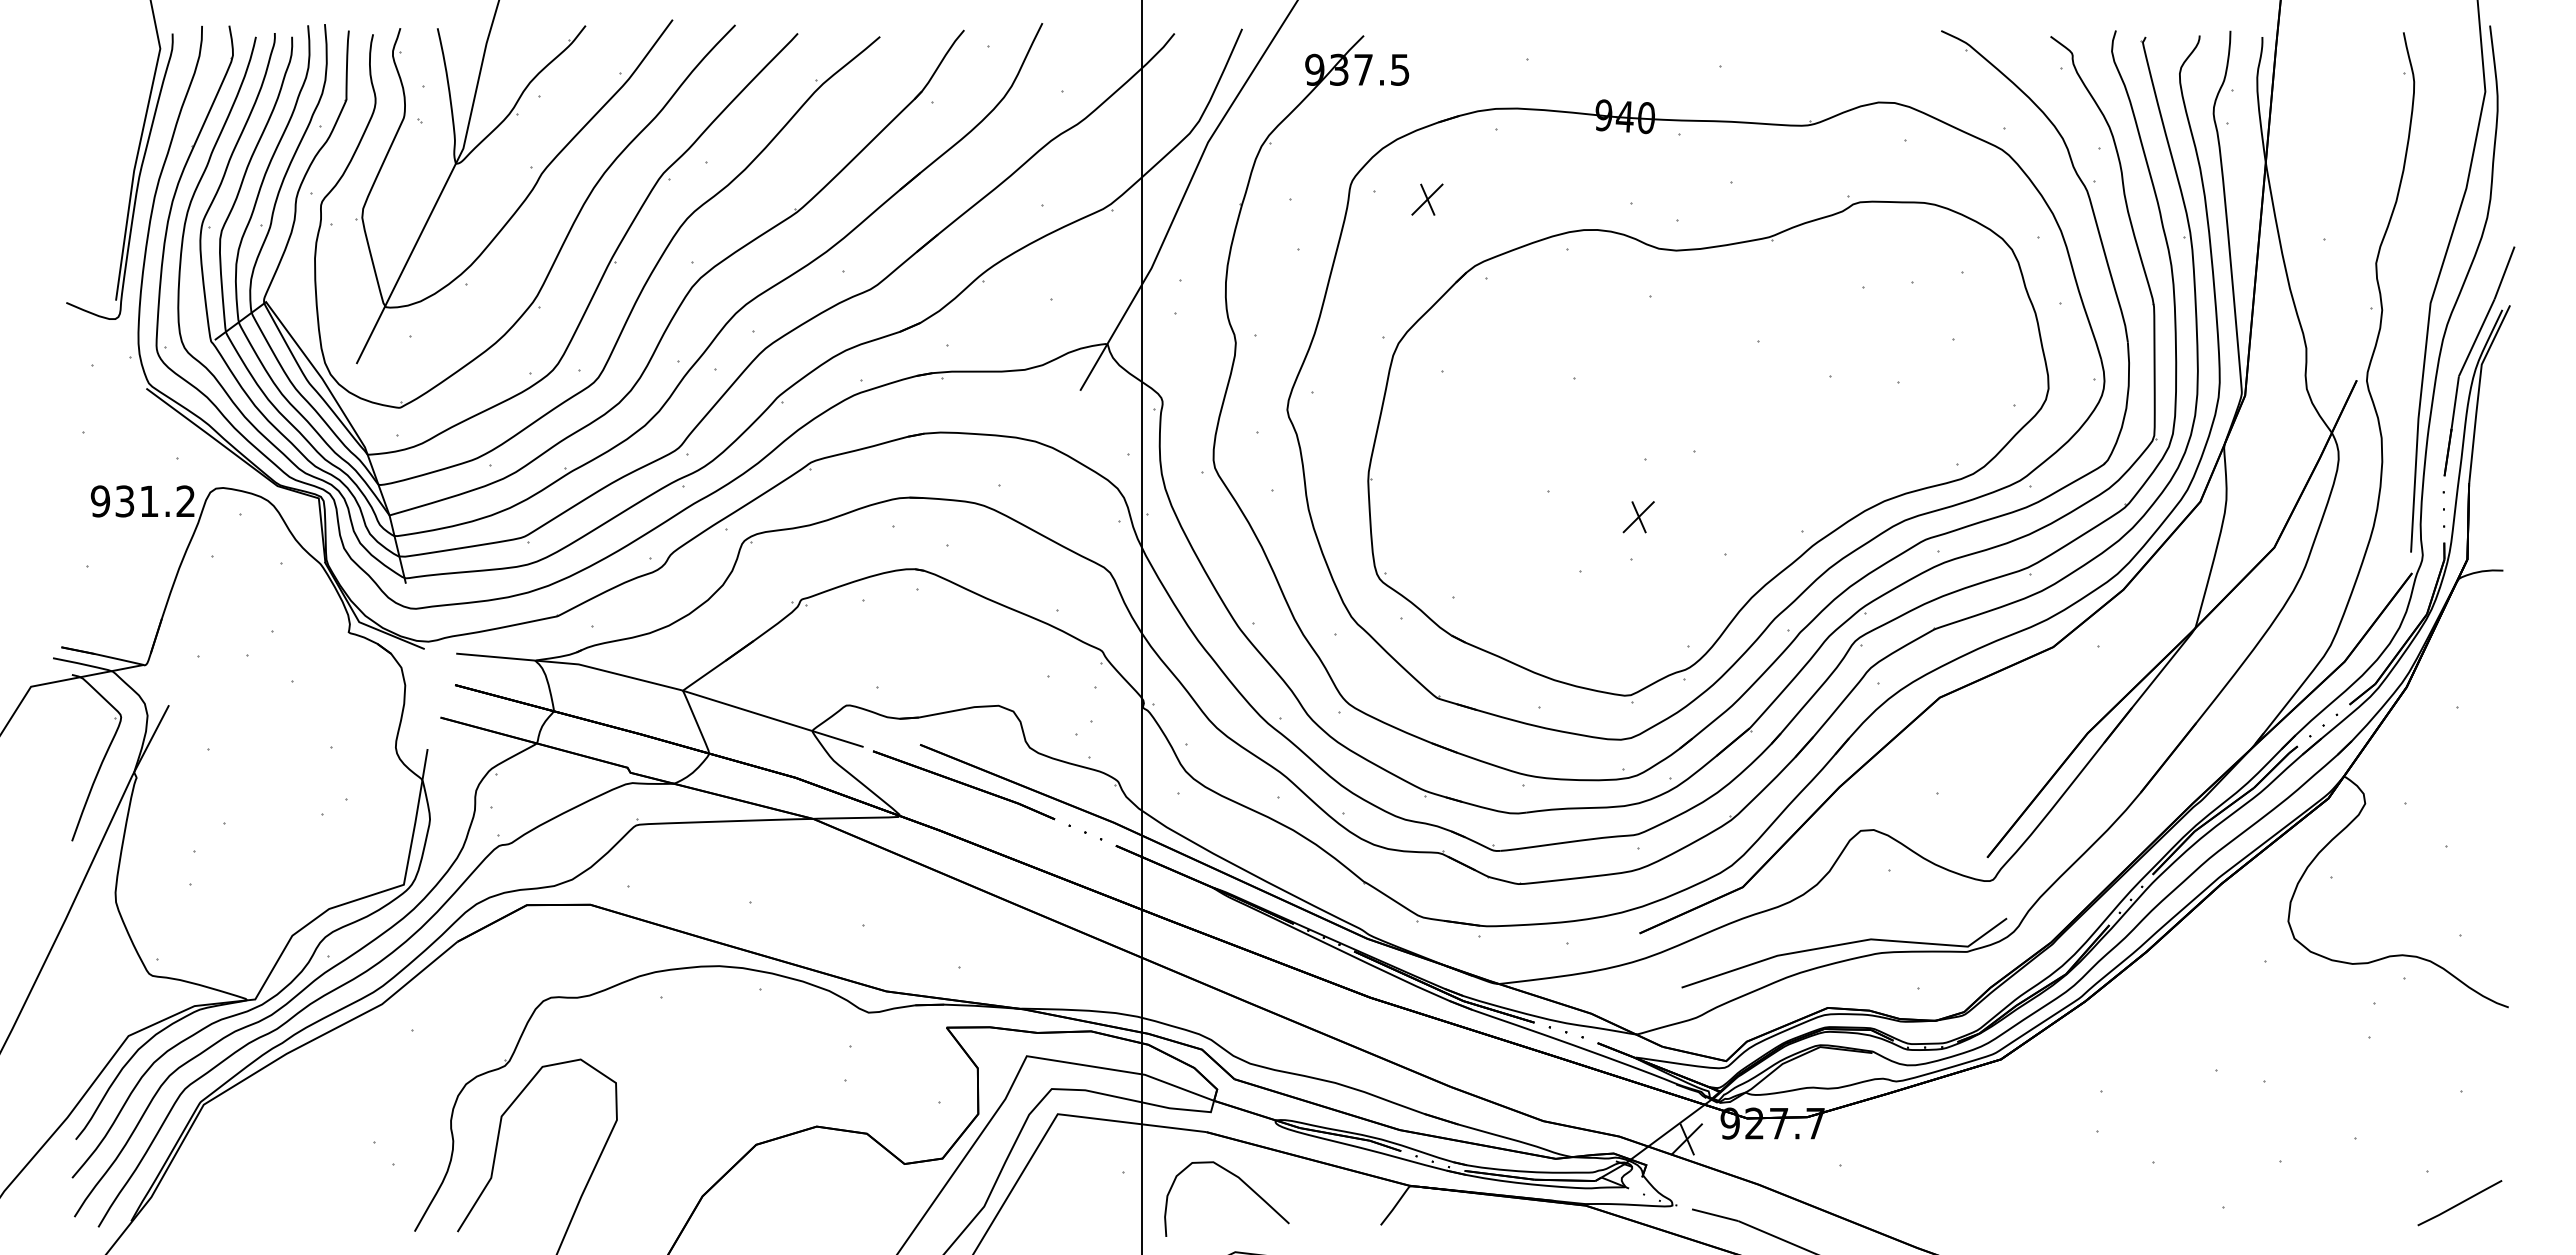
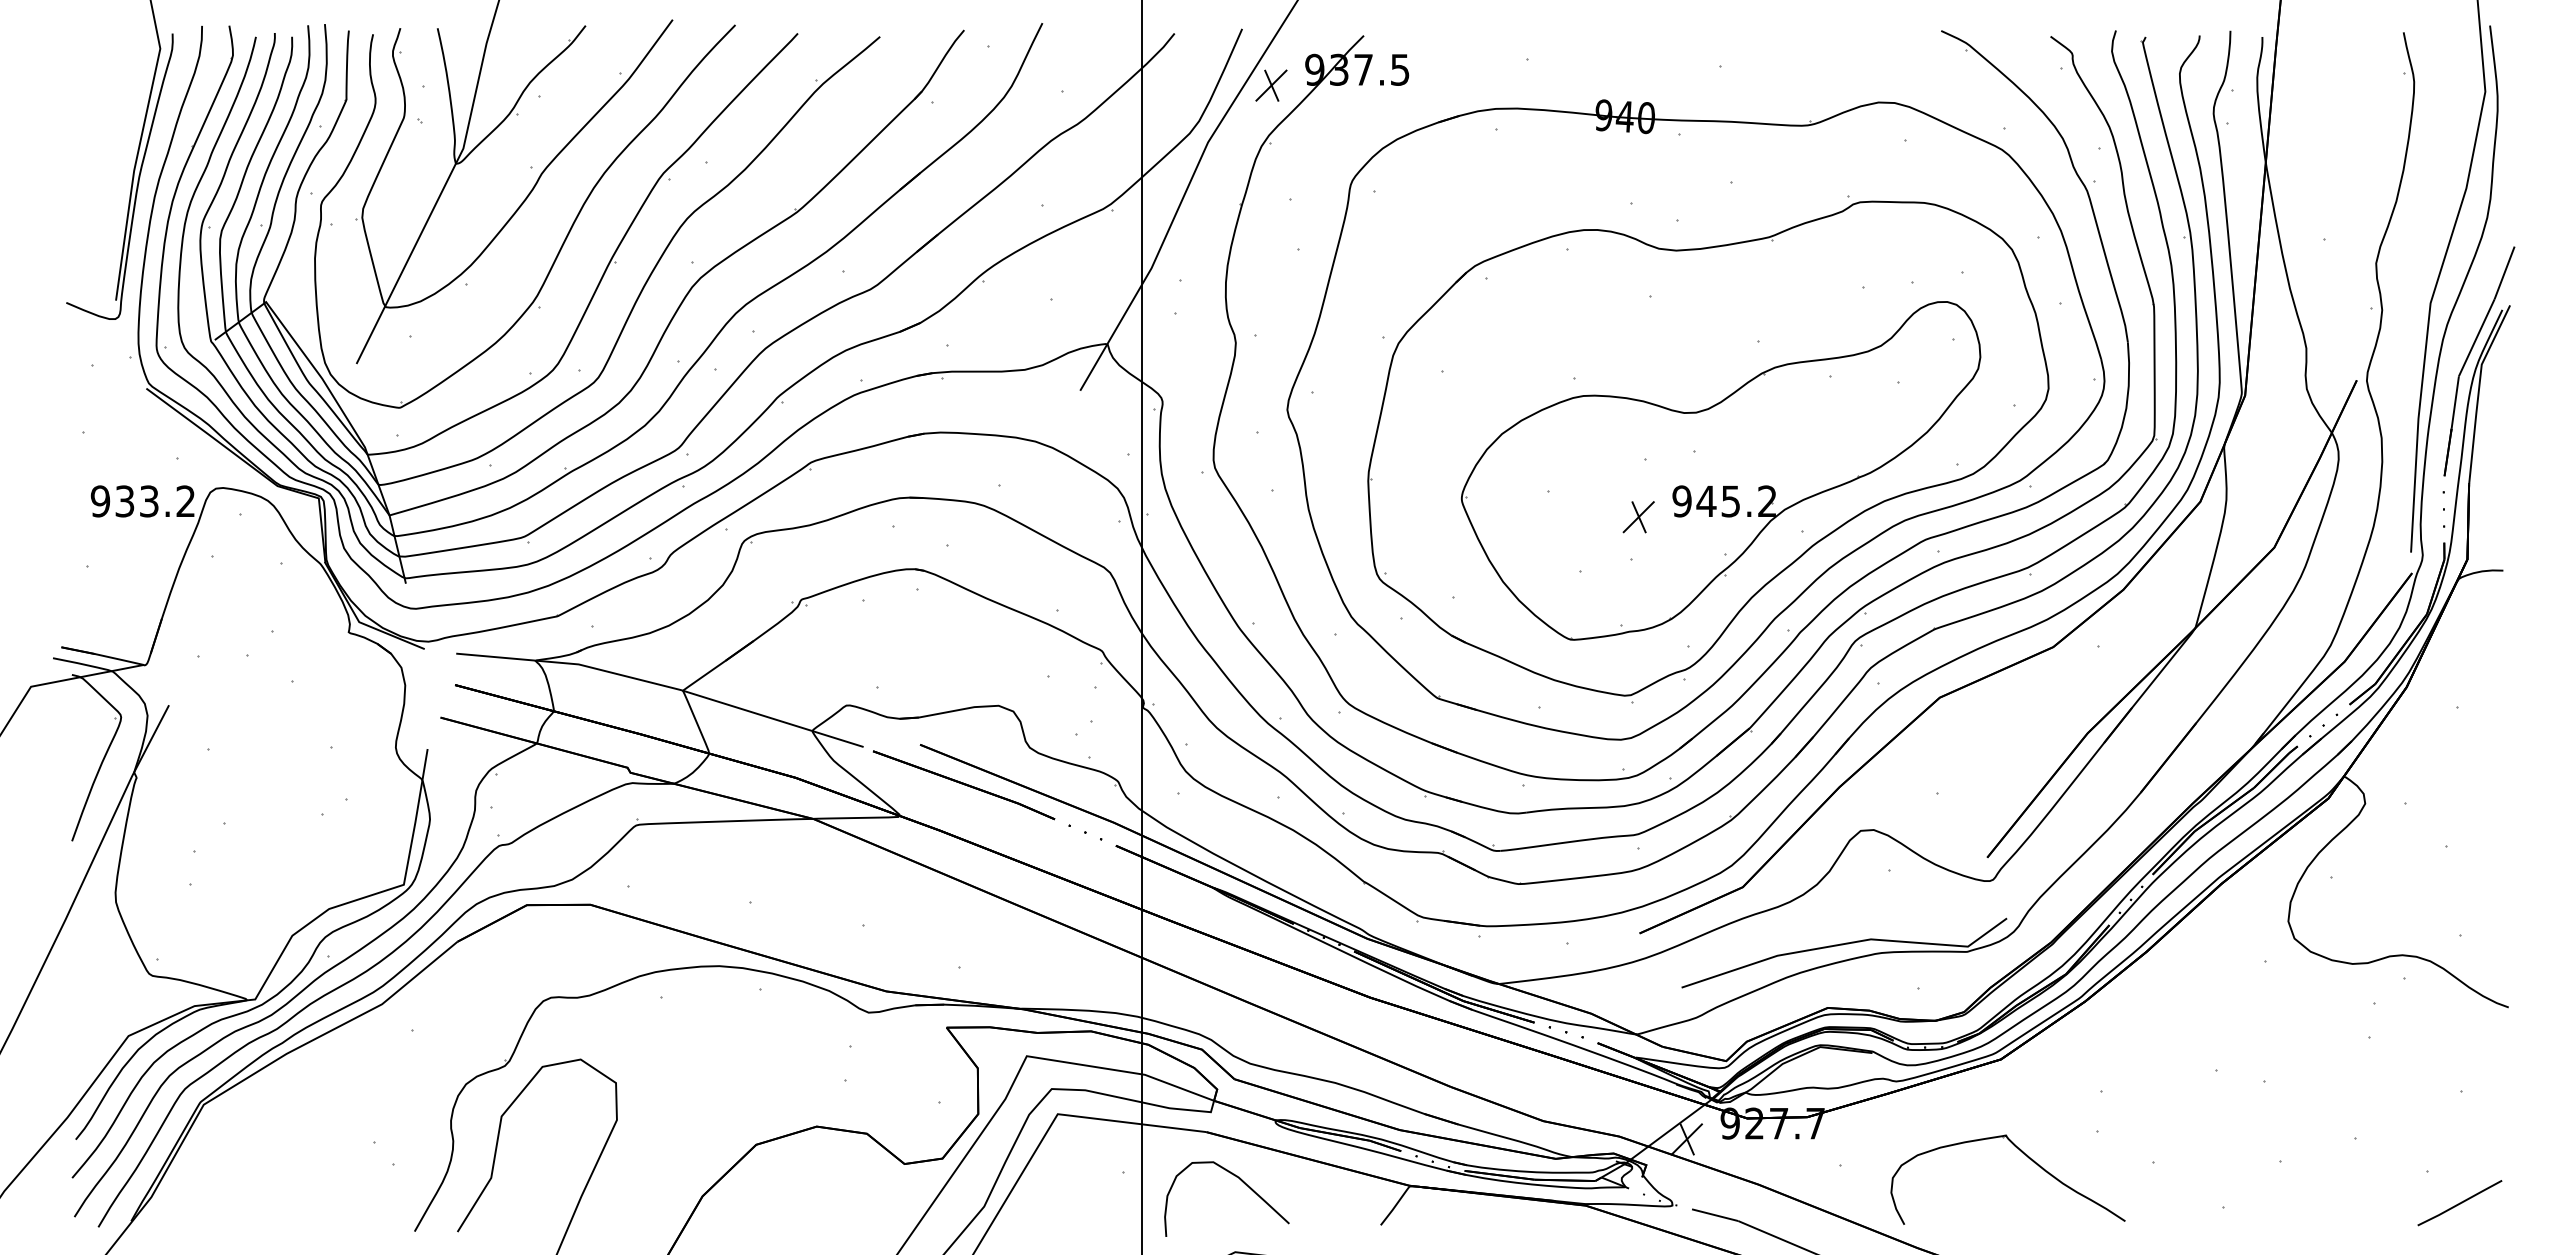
part position: (1427, 199) -> (1271, 85) (1271, 85)
part: none -> present (1721, 470)
text: 931.2 -> 933.2 (149, 501)
part: none -> present (2023, 1154)
